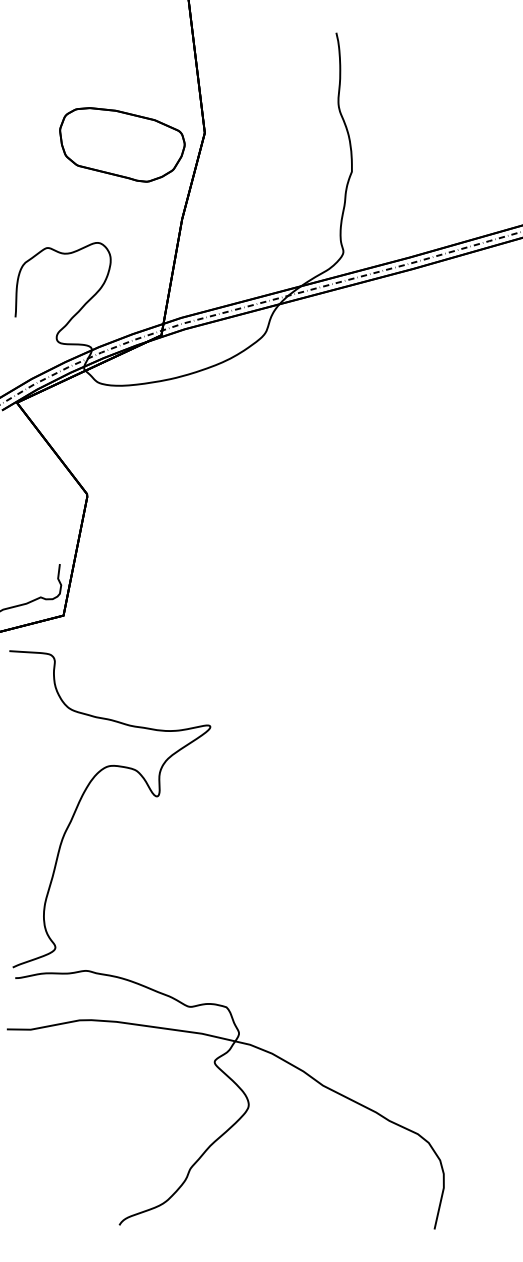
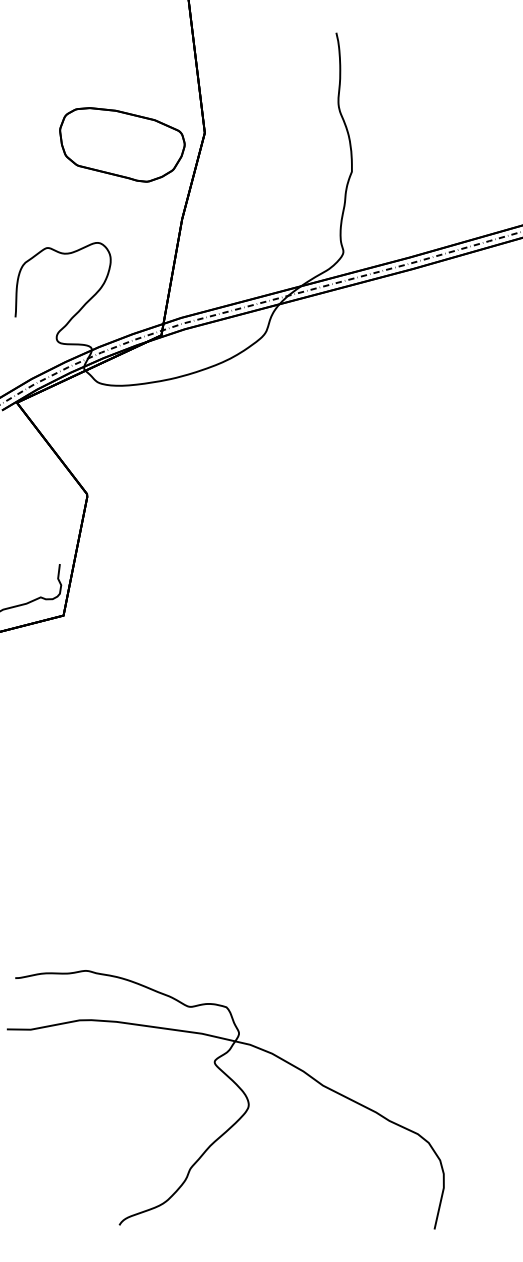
curve: present -> none (84, 794)
